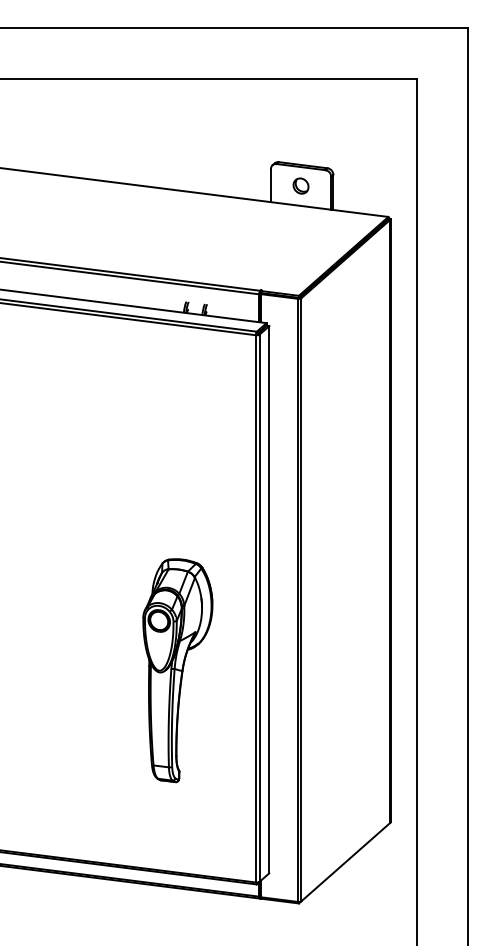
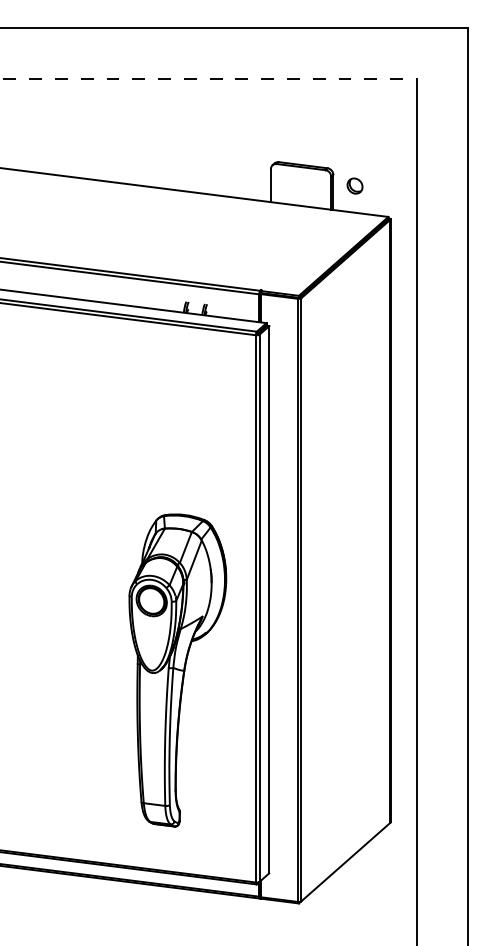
line: solid -> dashed (208, 79)
part position: (300, 185) -> (354, 185) (354, 185)
part size: 72x226 px -> 100x315 px (177, 670)
